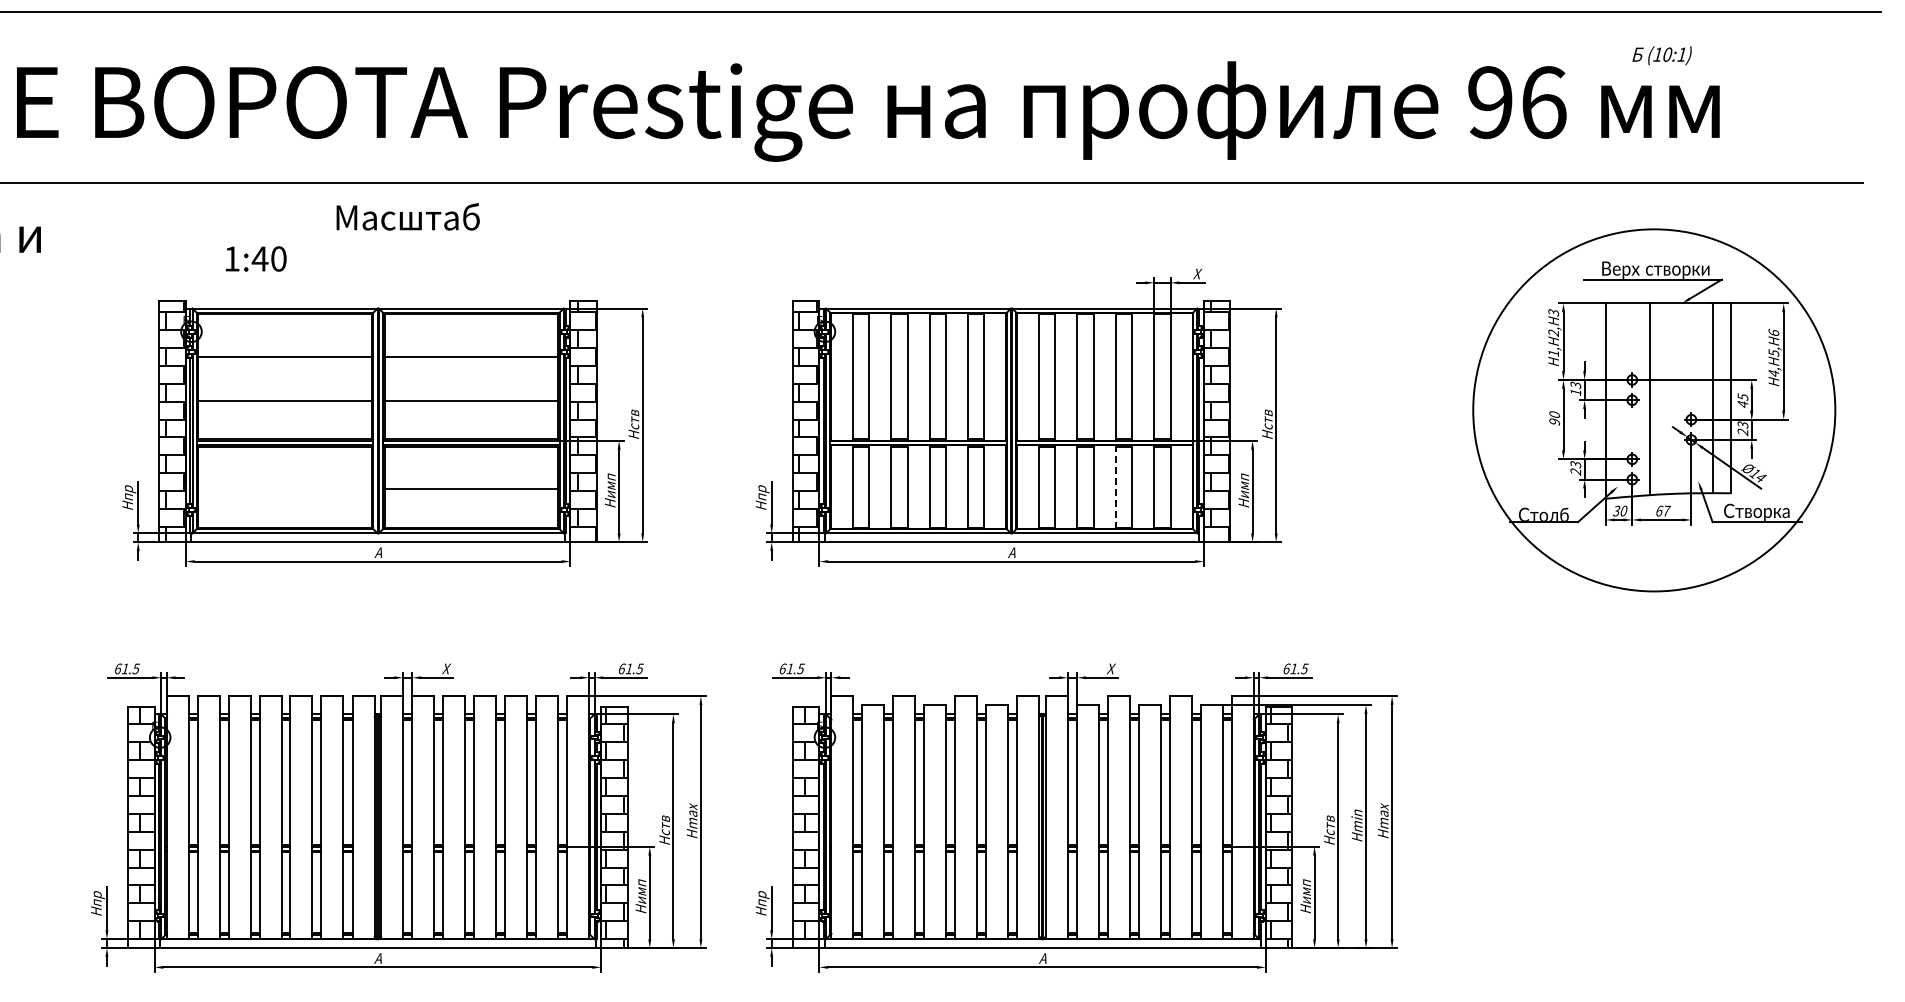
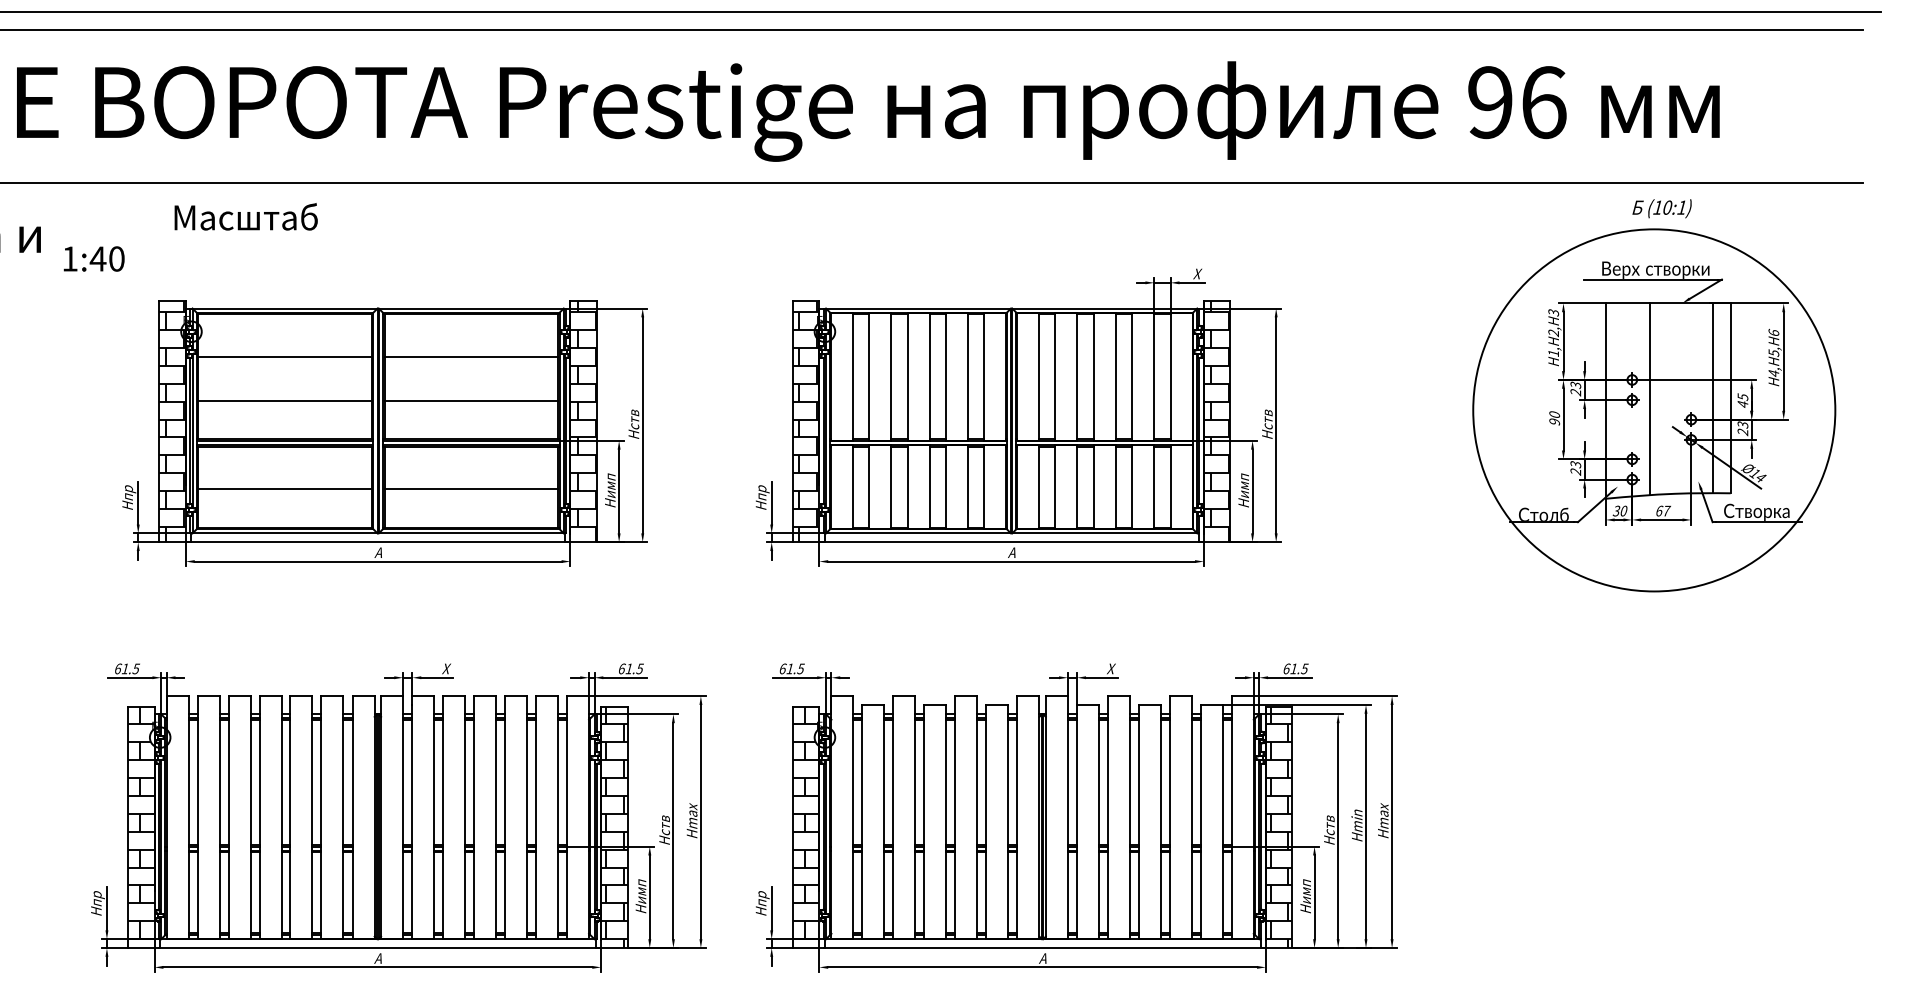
line: none -> present (932, 30)
text position: (1661, 55) -> (1661, 208) (1661, 208)
text position: (352, 237) -> (190, 237) (190, 237)
text: 13 -> 23 (1575, 392)
line: dashed -> solid (1115, 487)
line: none -> present (284, 489)
